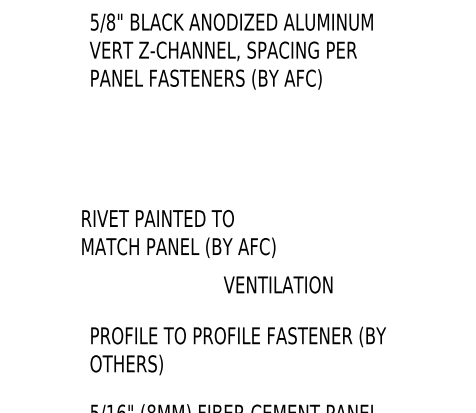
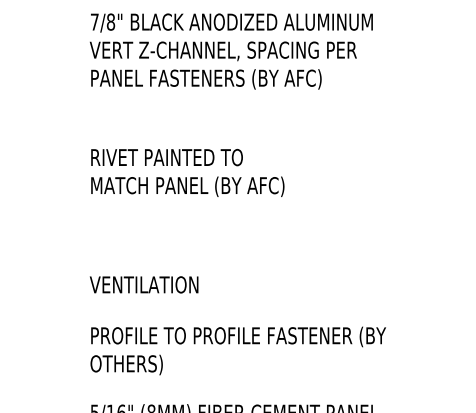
text: 5/8" -> 7/8" (94, 21)
text position: (178, 233) -> (187, 172) (187, 172)
text position: (277, 284) -> (143, 284) (143, 284)
